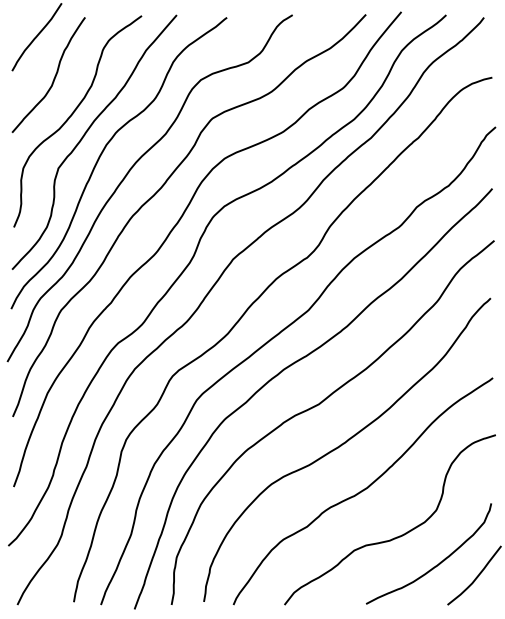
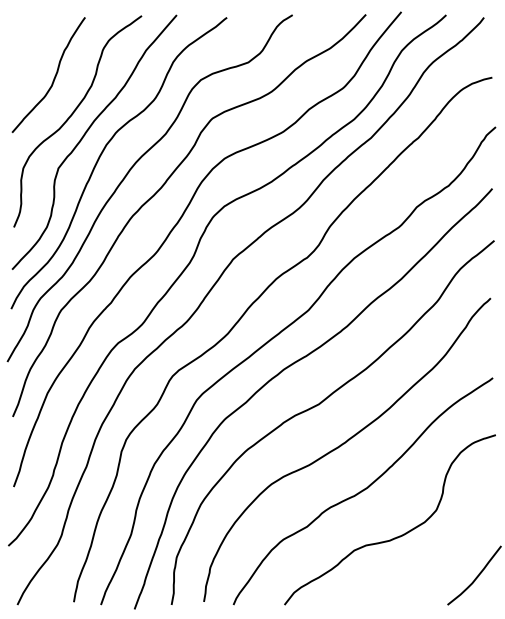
curve: present -> none (36, 37)
curve: present -> none (435, 565)
